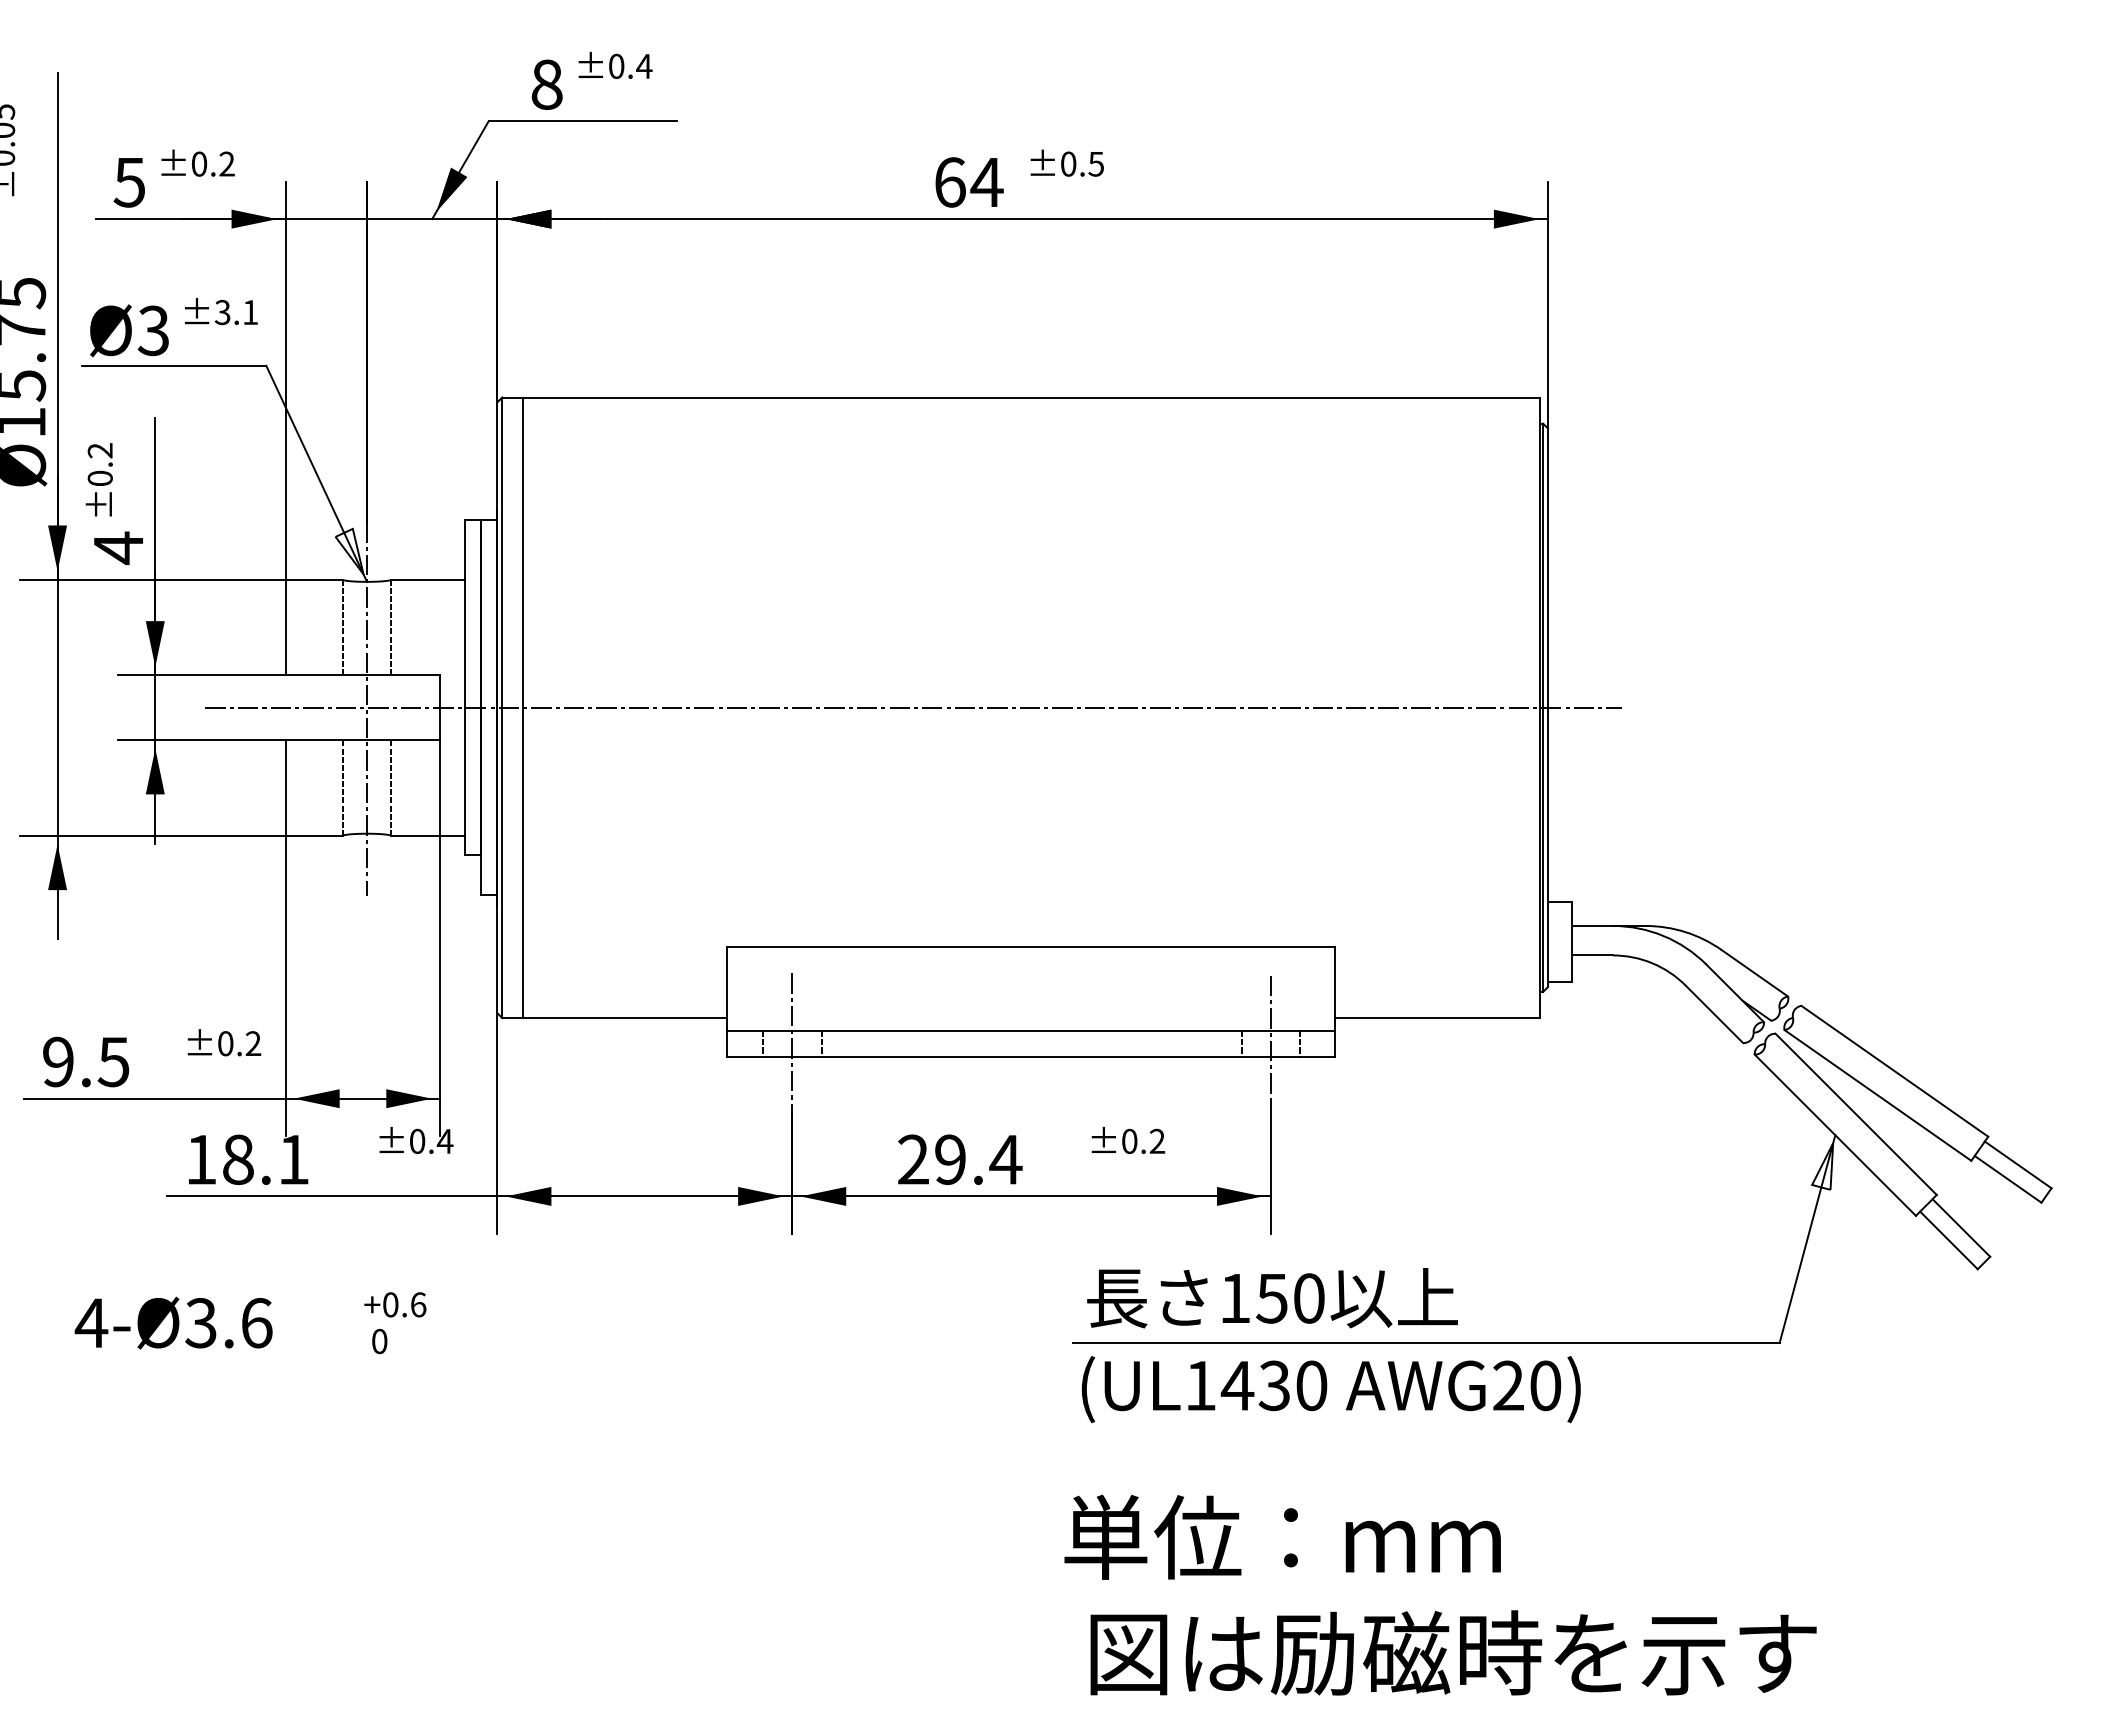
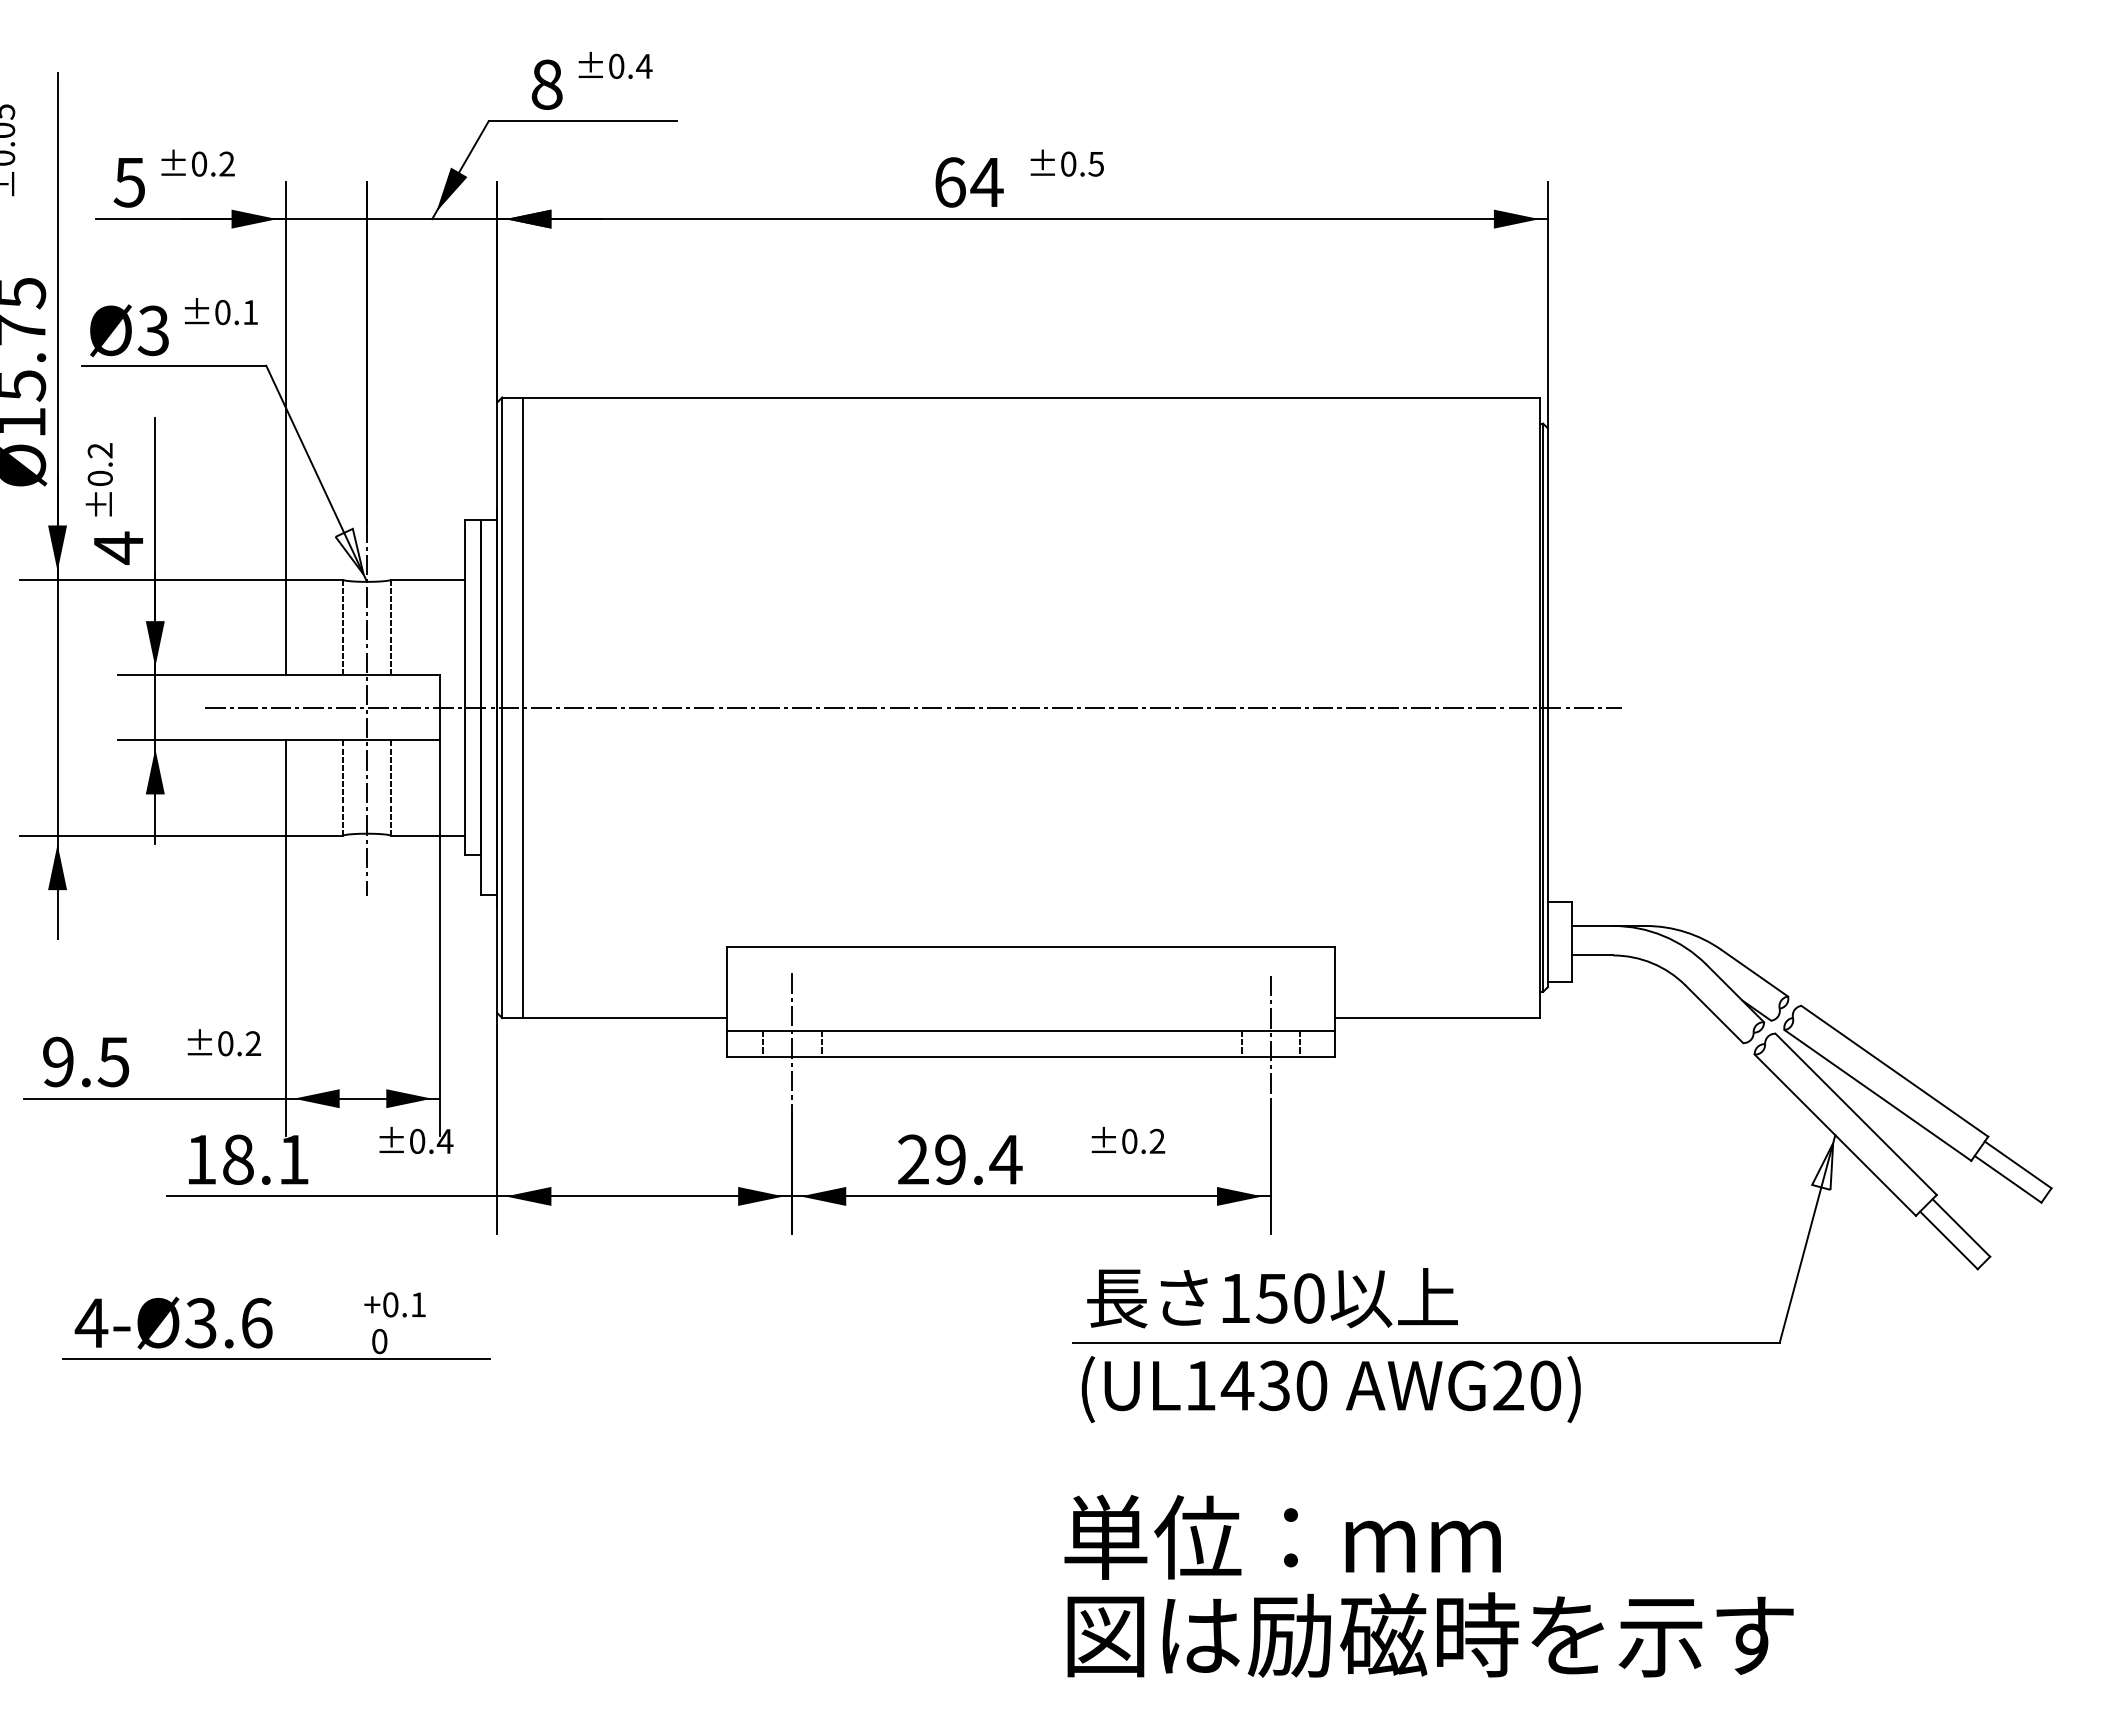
text: ±3.1 -> ±0.1 (222, 312)
text: +0.6 -> +0.1 (418, 1304)
line: none -> present (276, 1359)
text position: (1453, 1652) -> (1430, 1634) (1430, 1634)
